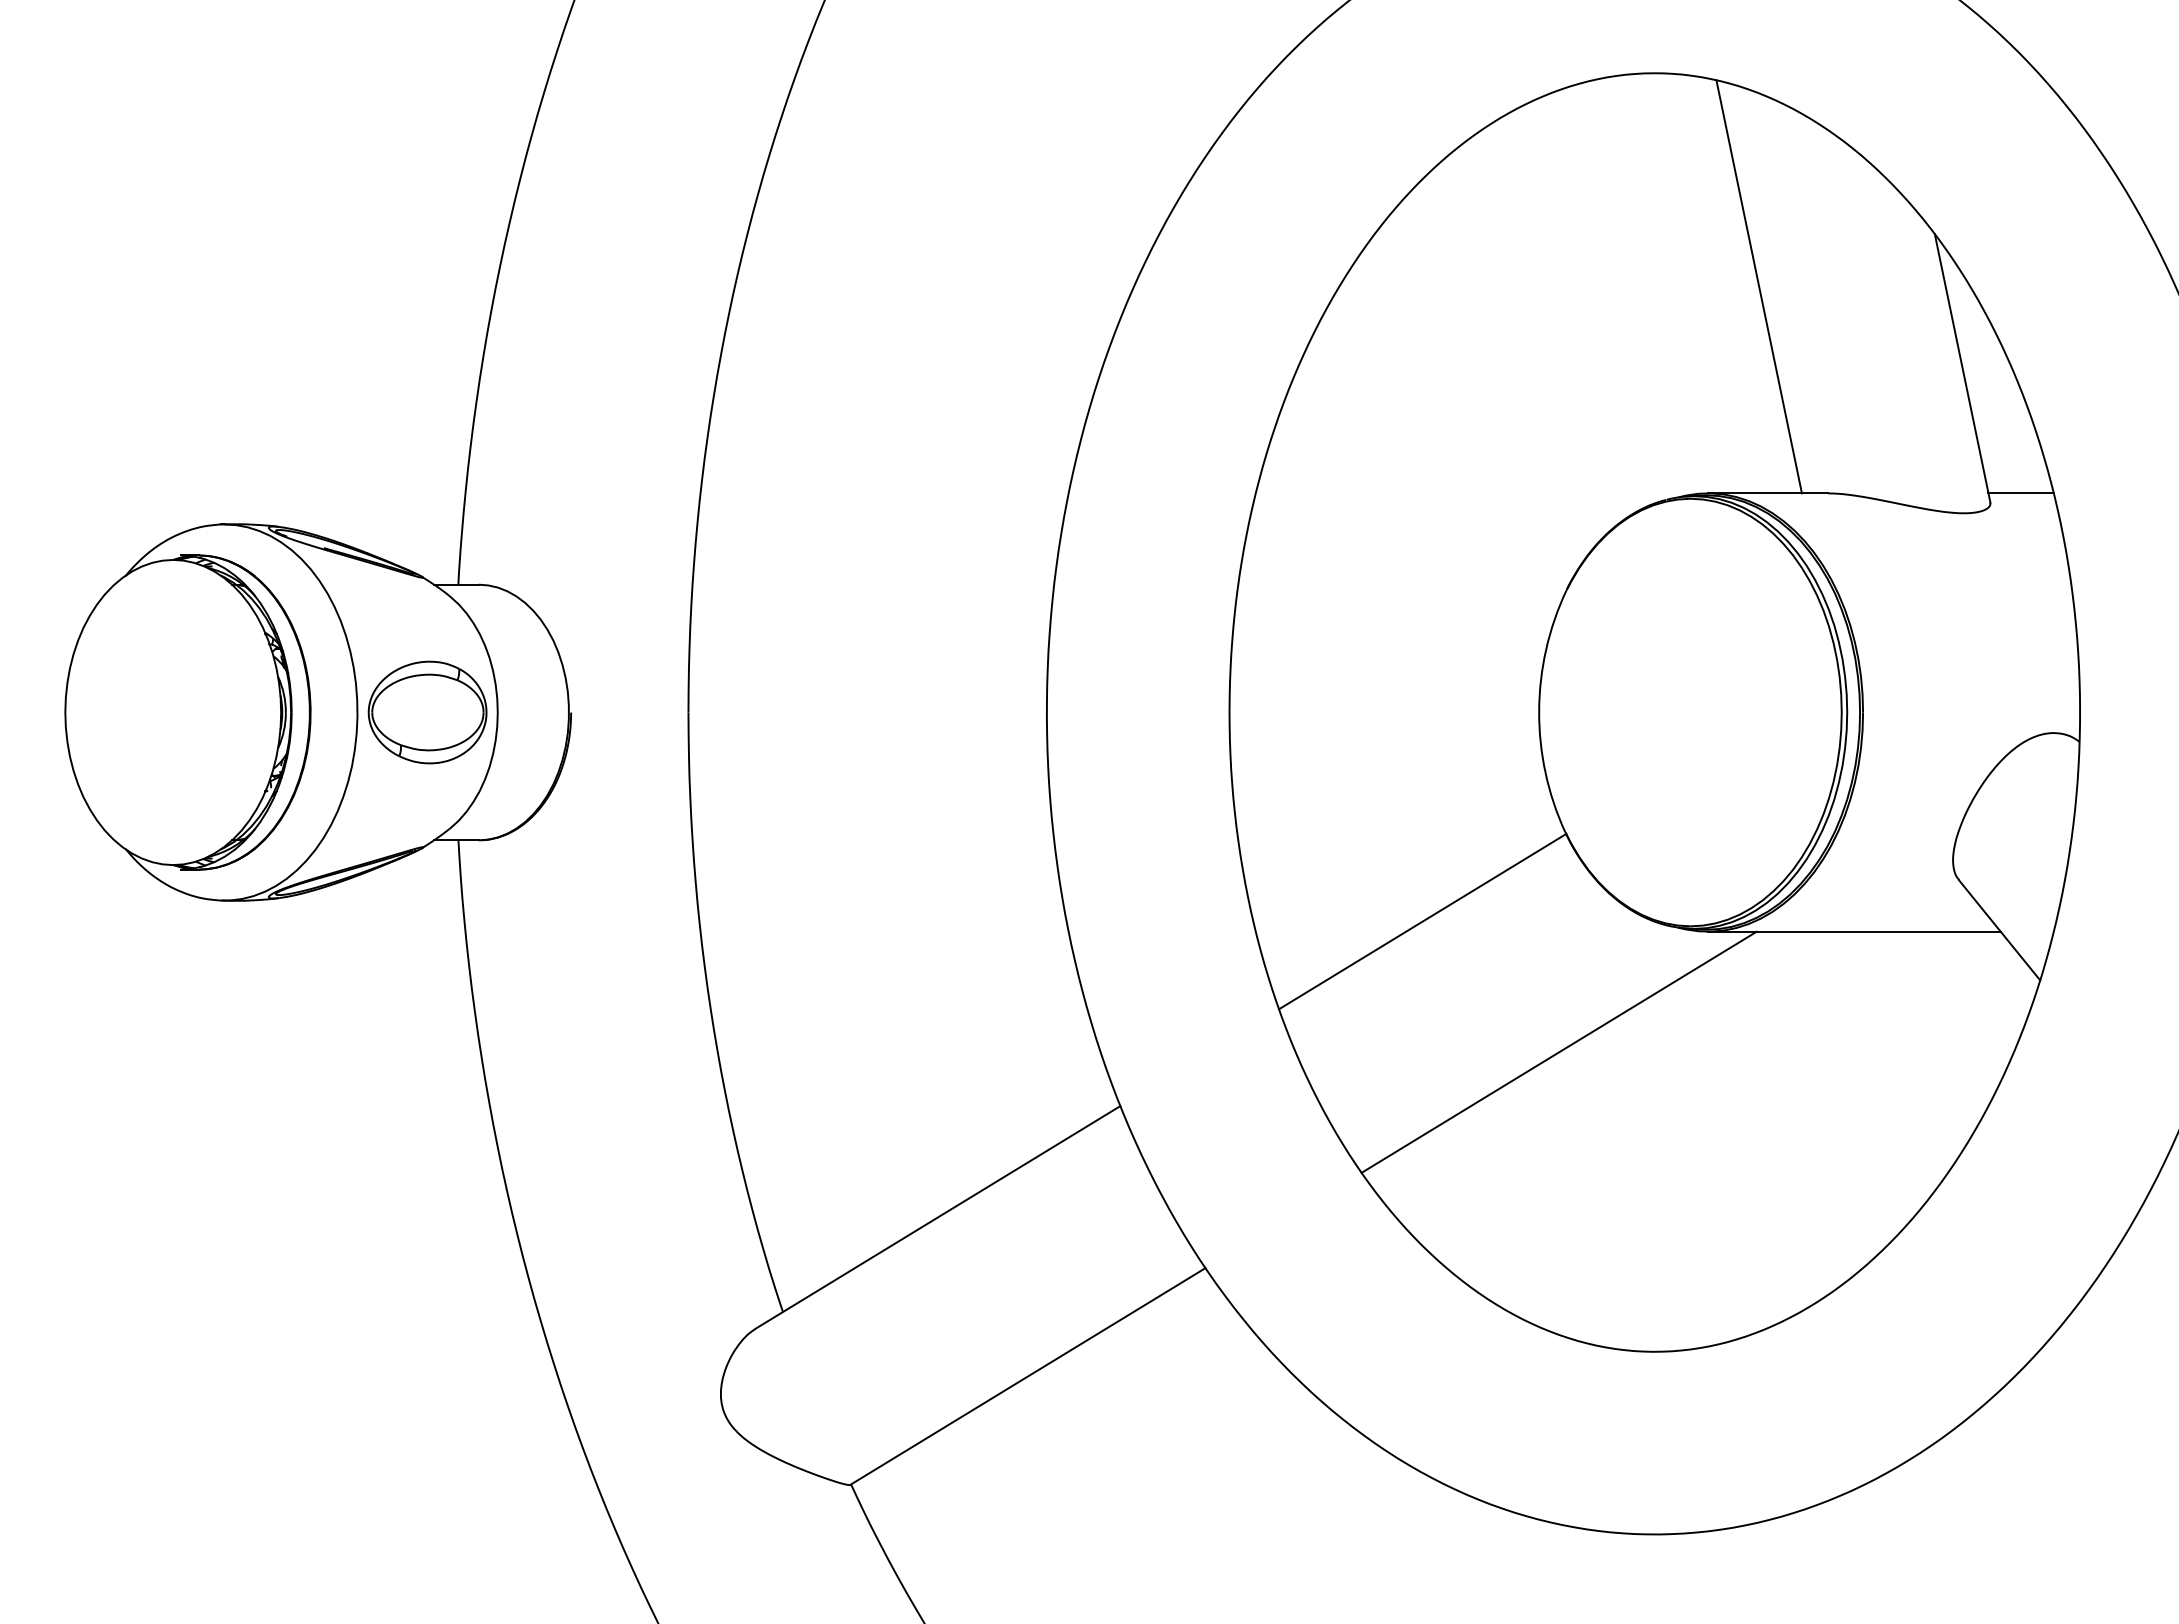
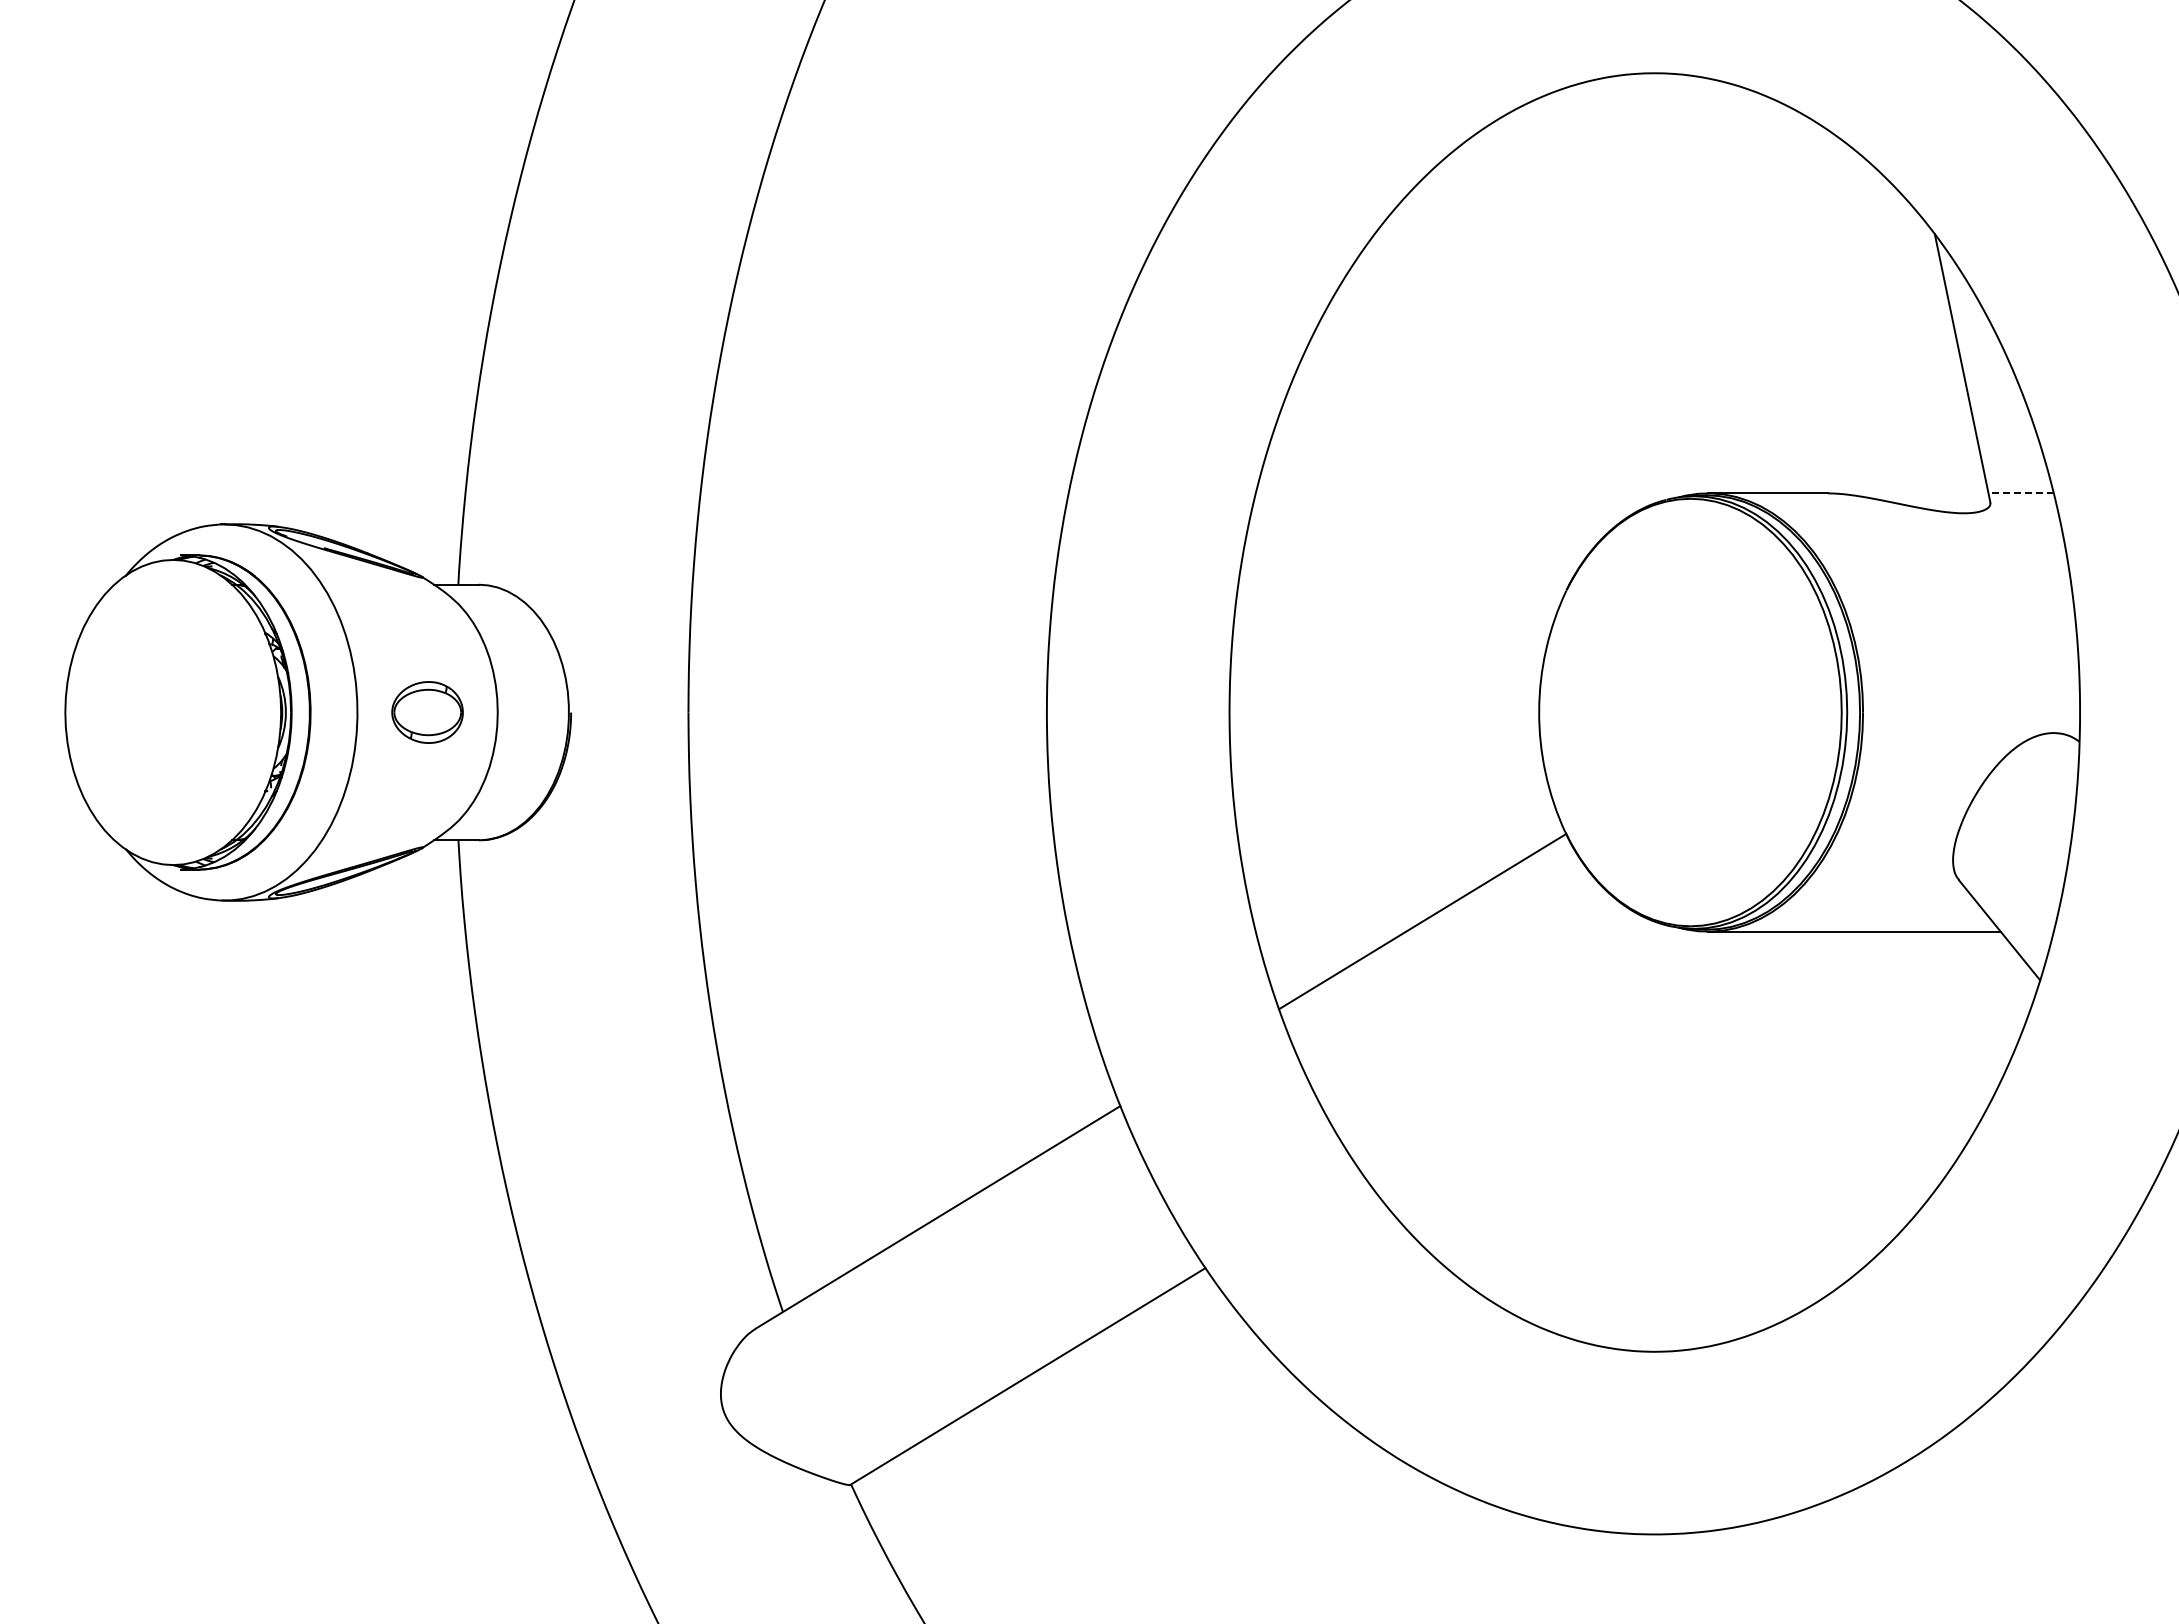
line: present -> none (1758, 286)
line: solid -> dashed (2021, 493)
part size: 121x105 px -> 73x63 px (427, 712)
line: present -> none (1558, 1051)
